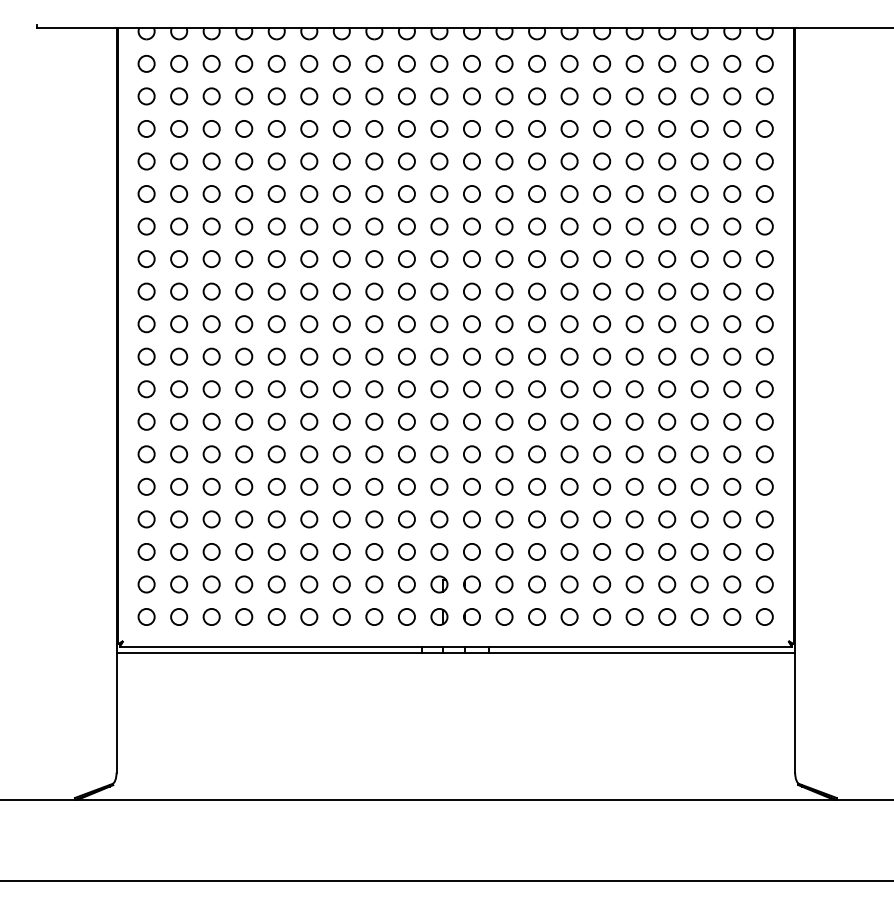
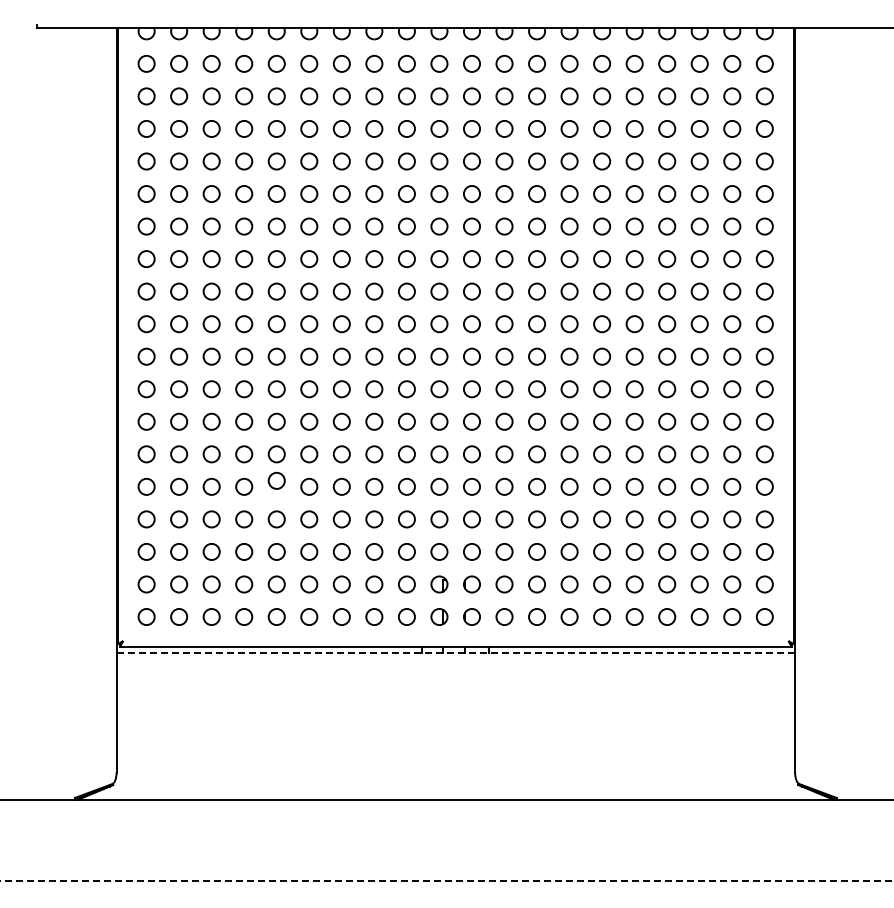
circle position: (276, 486) -> (276, 480) (276, 480)
line: solid -> dashed (456, 653)
line: solid -> dashed (447, 880)
